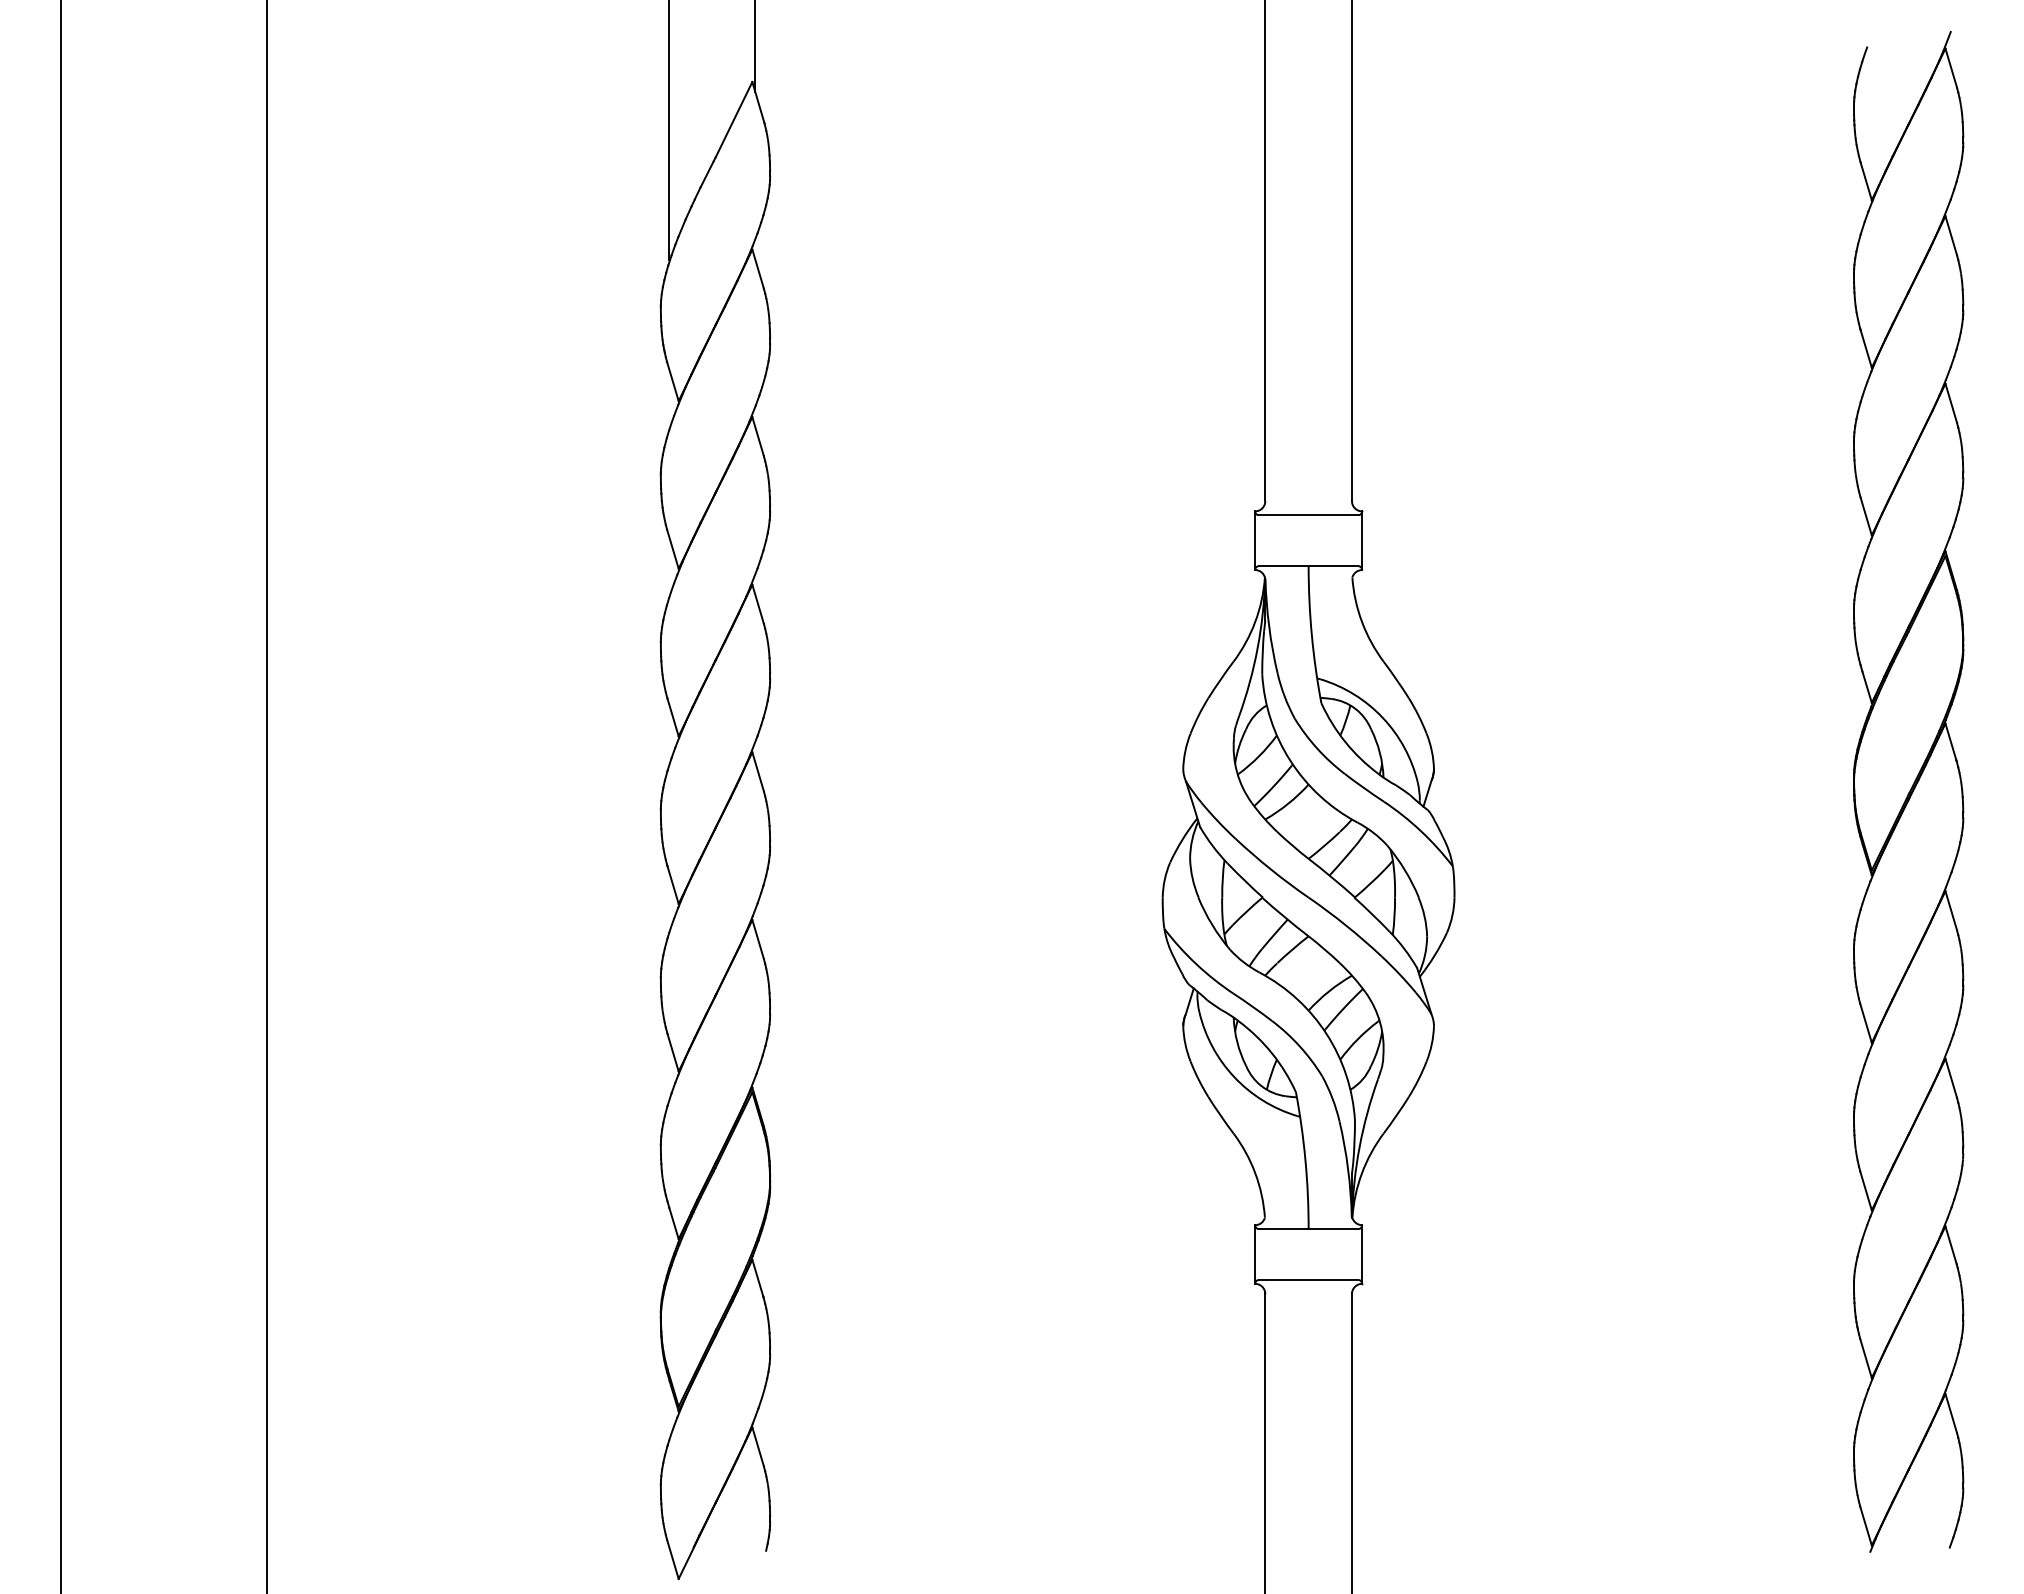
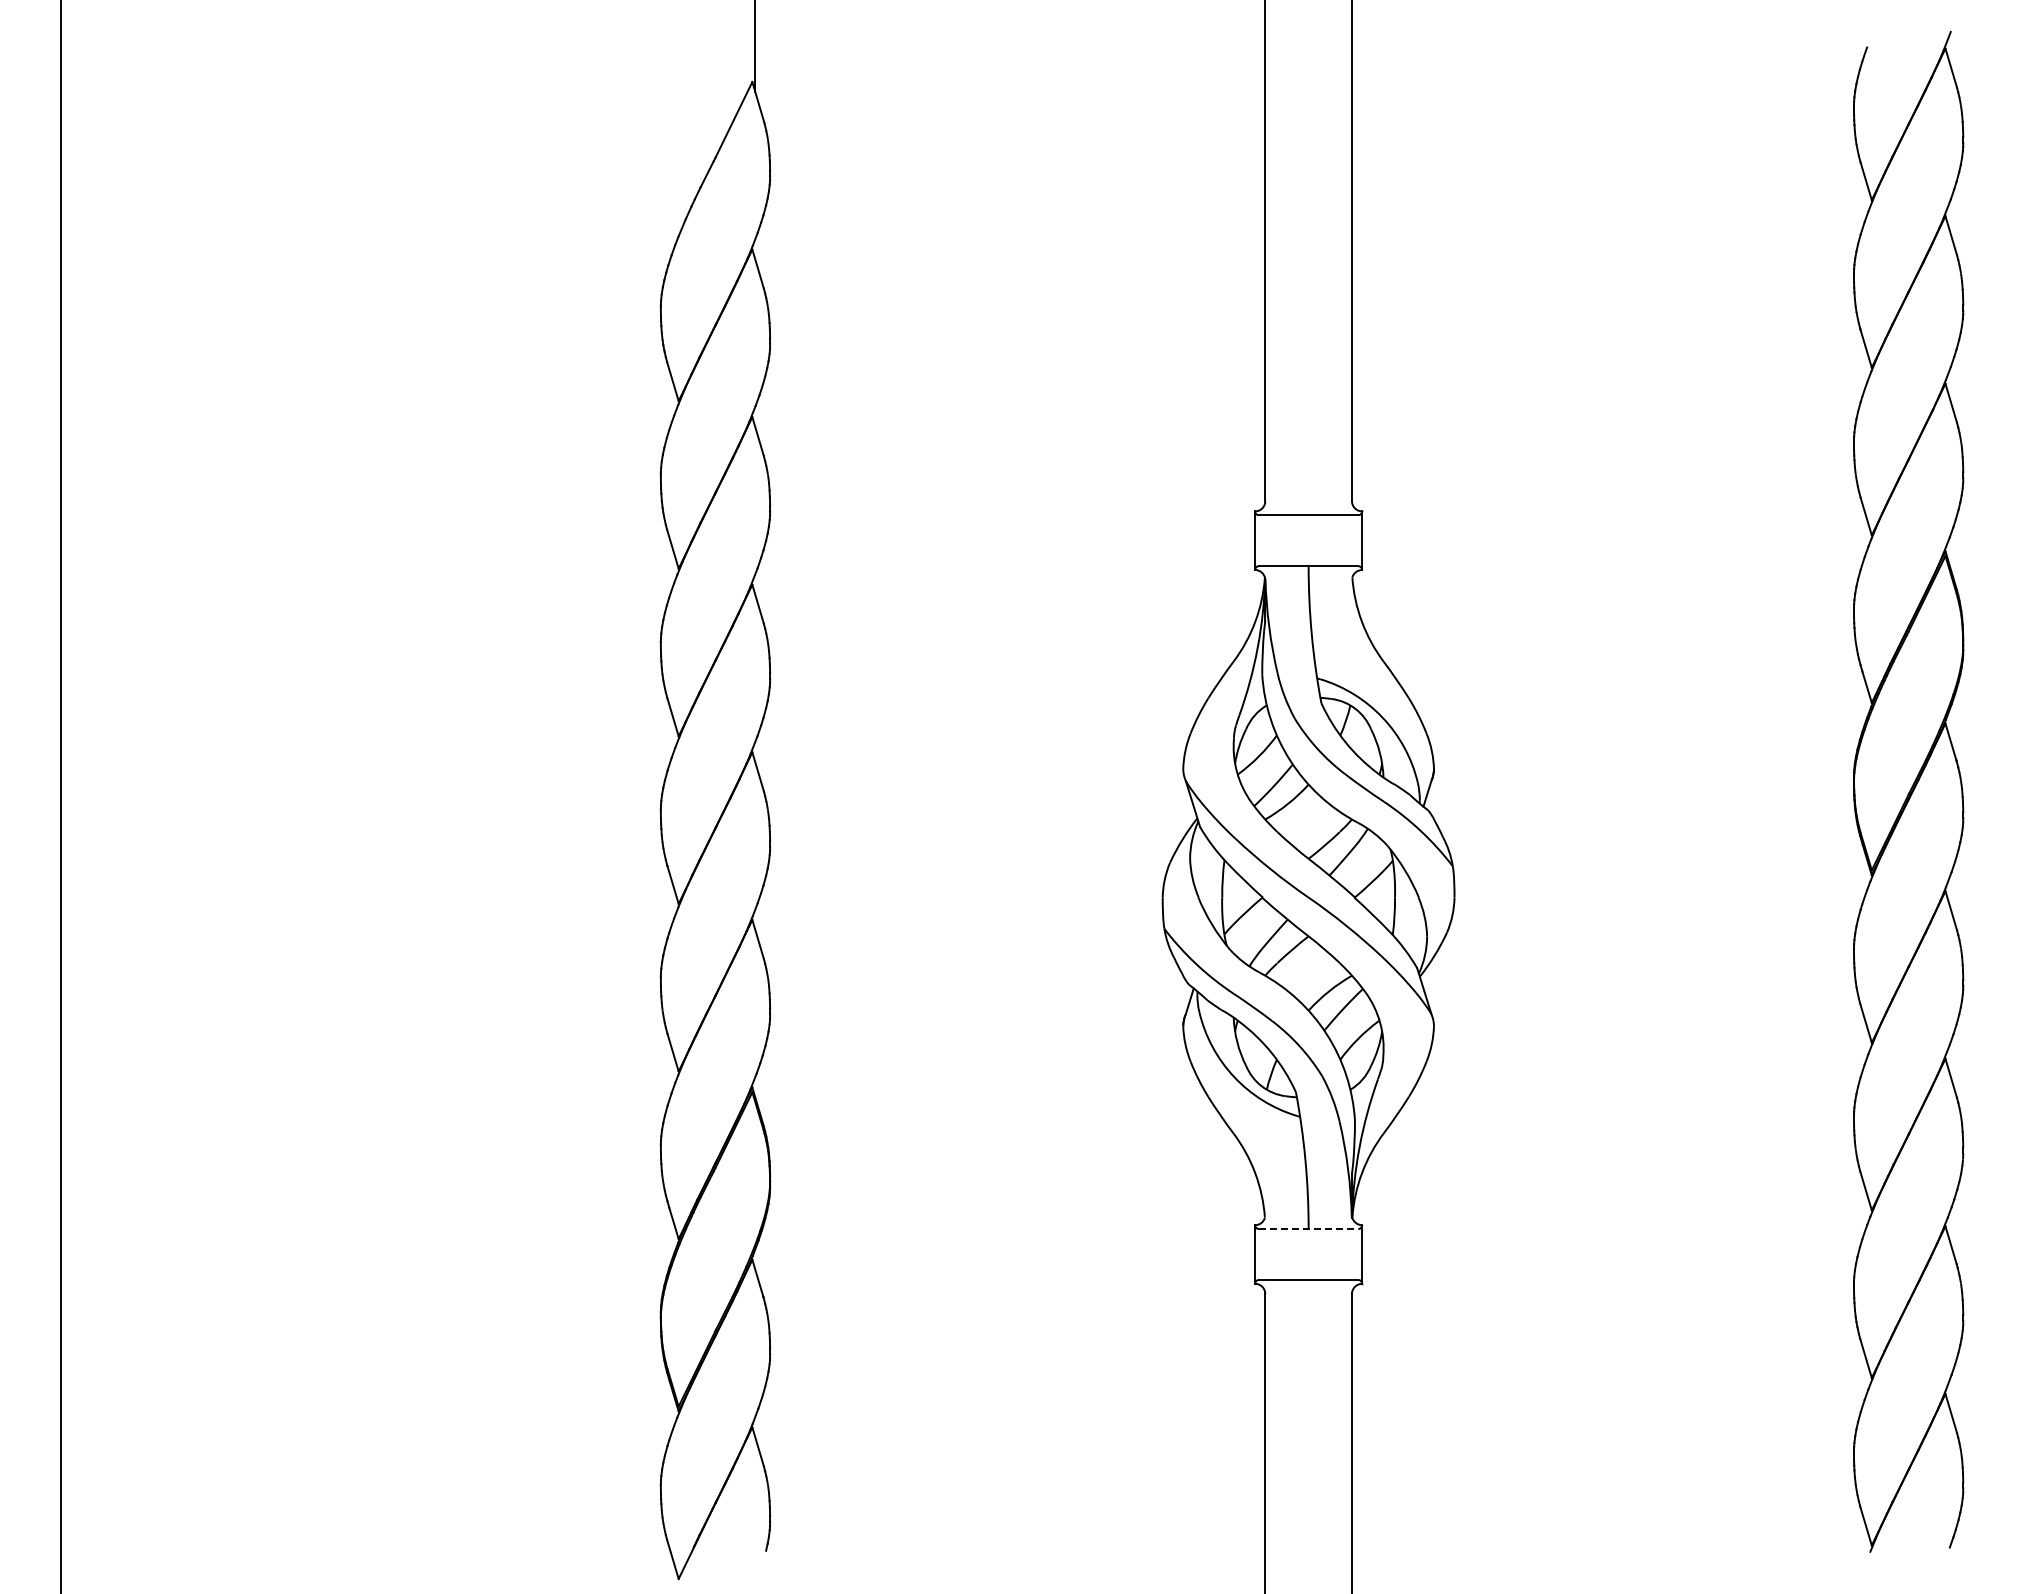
line: present -> none (668, 131)
line: present -> none (267, 796)
line: solid -> dashed (1308, 1229)
